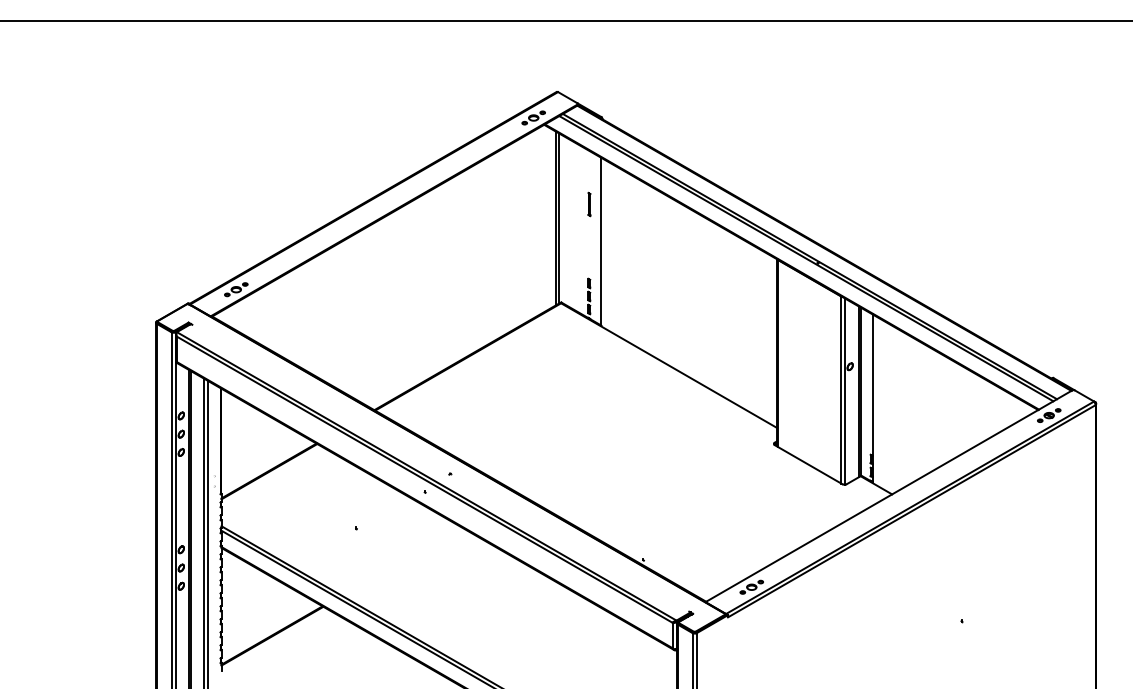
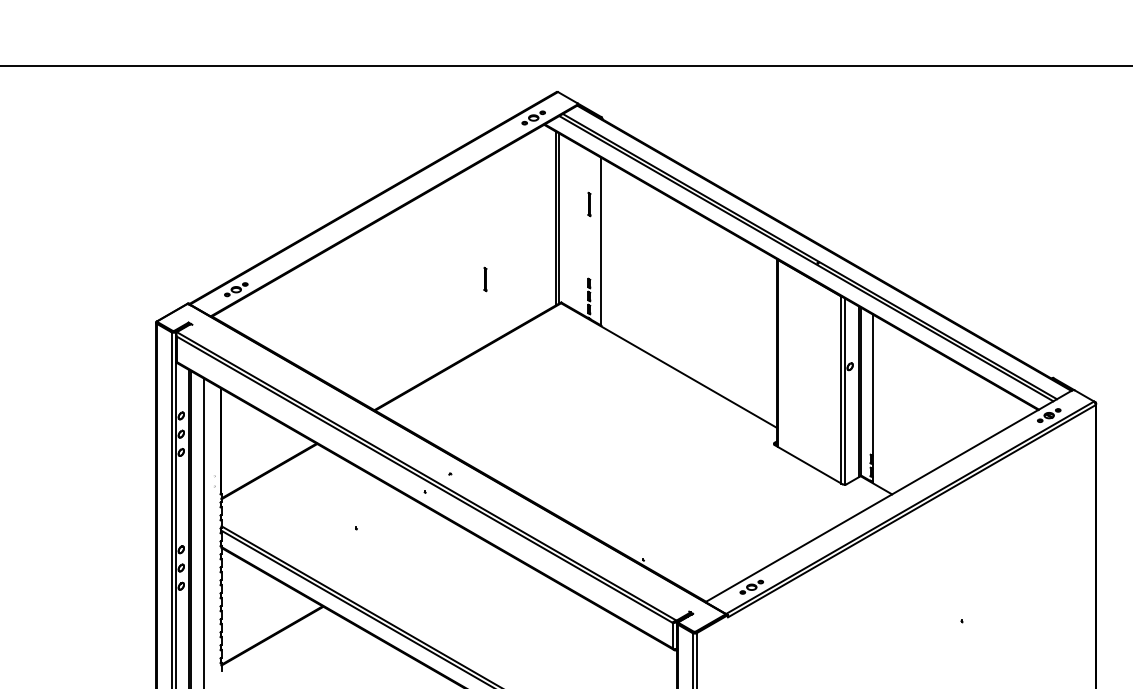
line position: (565, 20) -> (565, 65) (565, 65)
part: none -> present (485, 279)
line: present -> none (207, 532)
